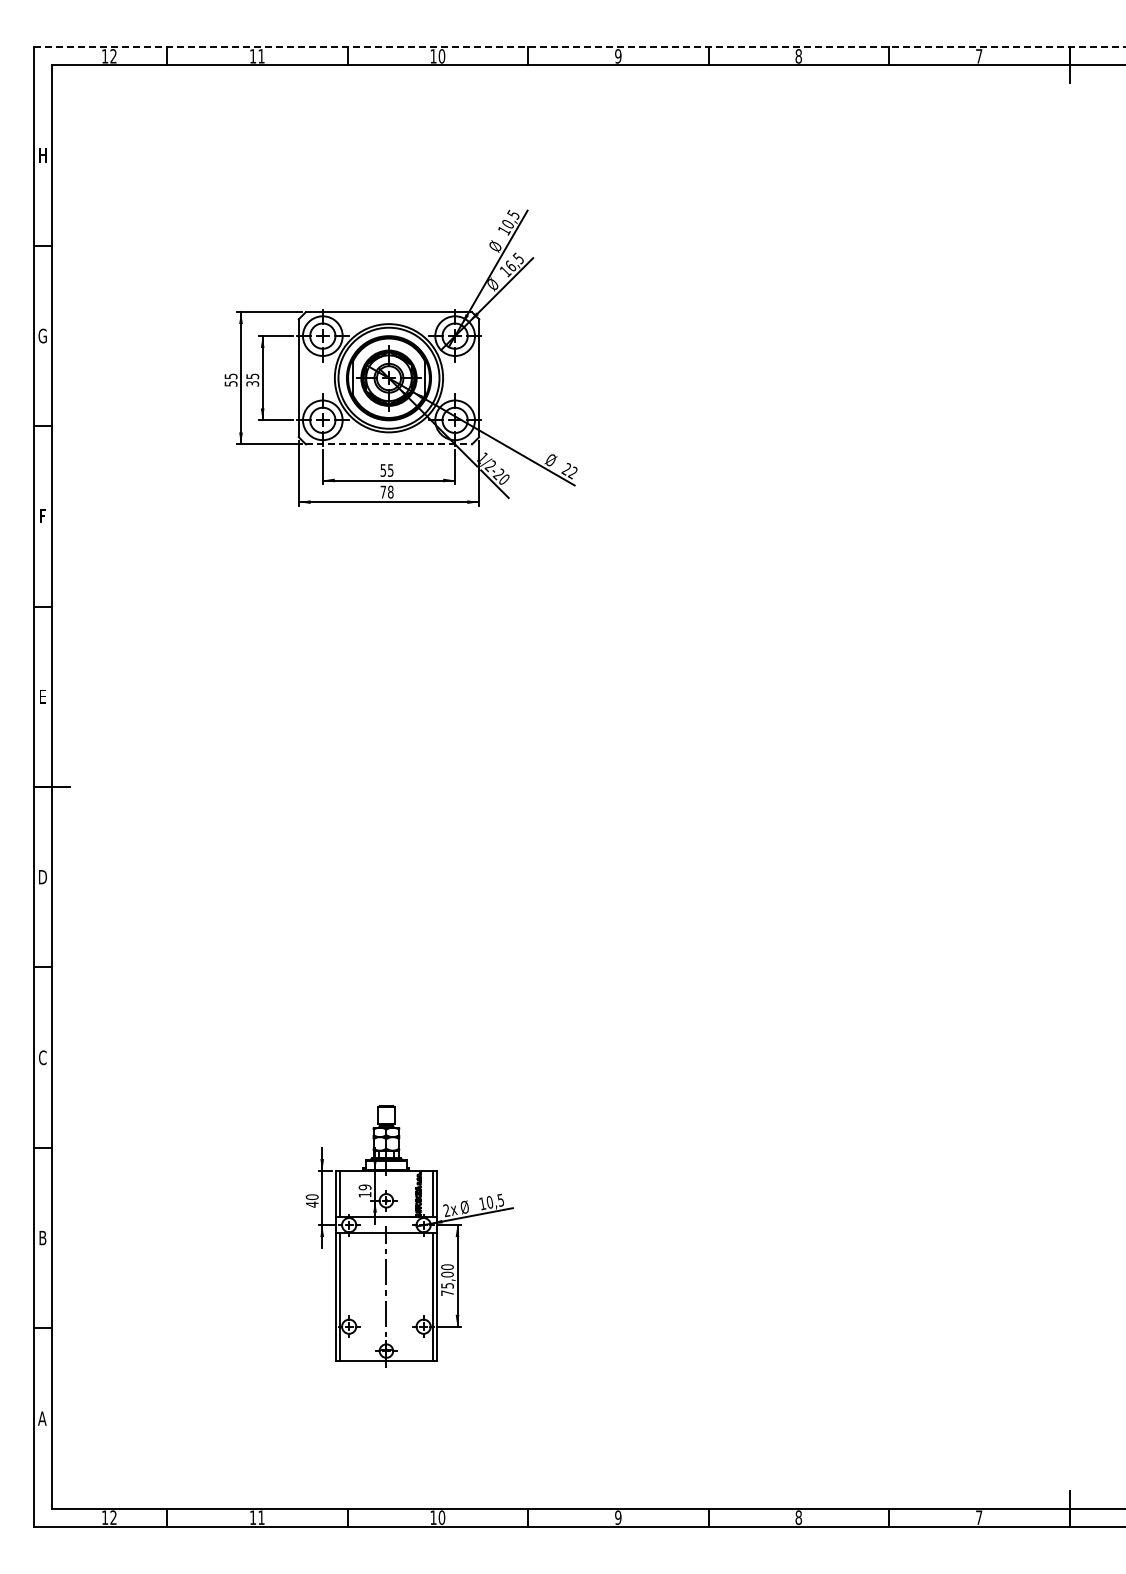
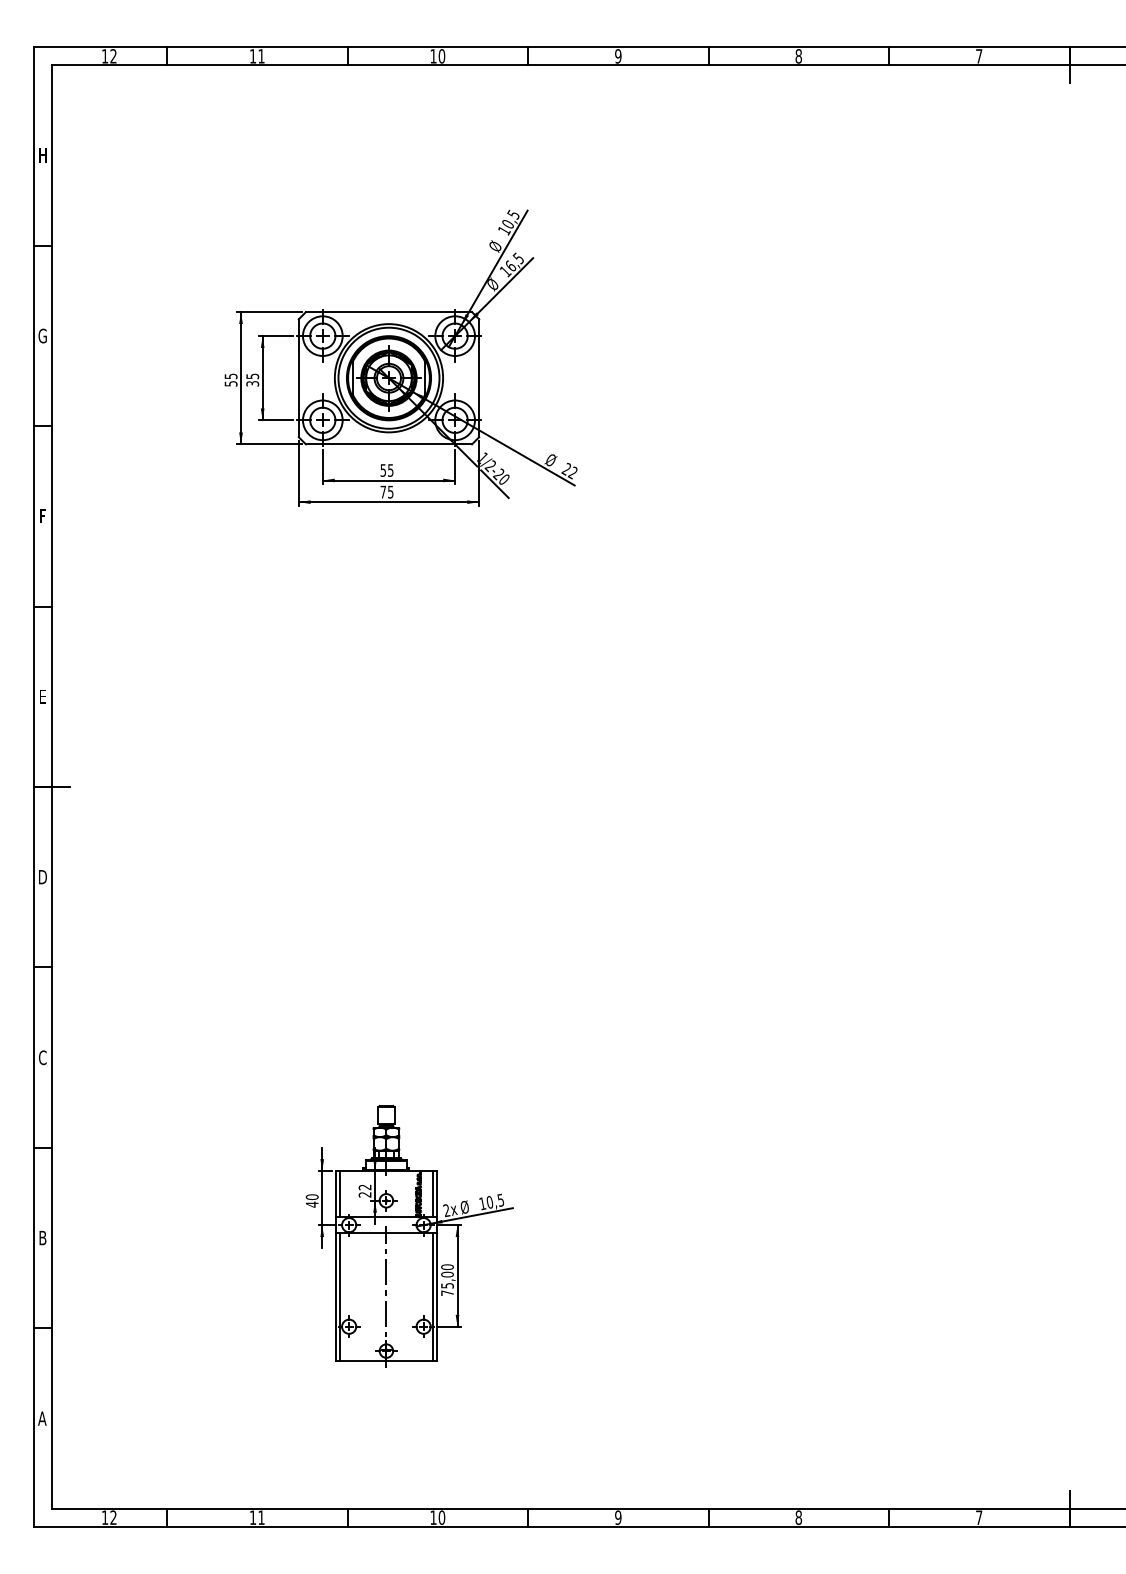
line: dashed -> solid (579, 47)
line: dashed -> solid (388, 444)
text: 78 -> 75 (390, 491)
text: 19 -> 22 (364, 1190)
